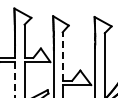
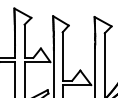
line: dashed -> solid (62, 56)
line: dashed -> solid (15, 79)
